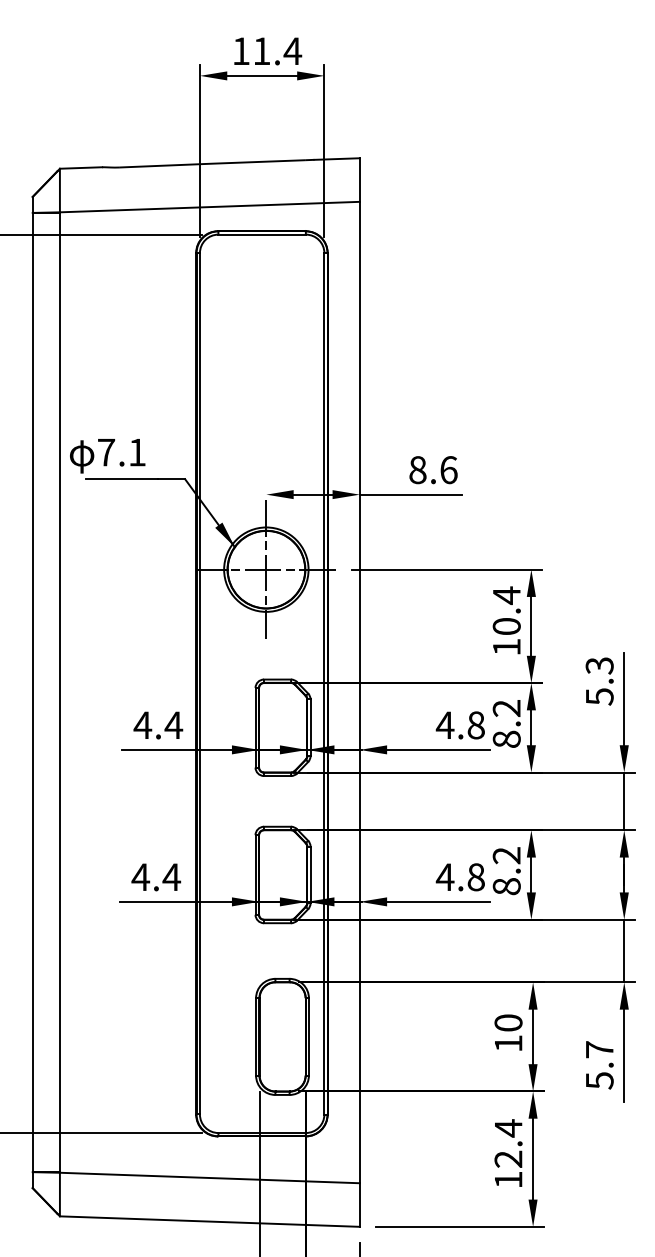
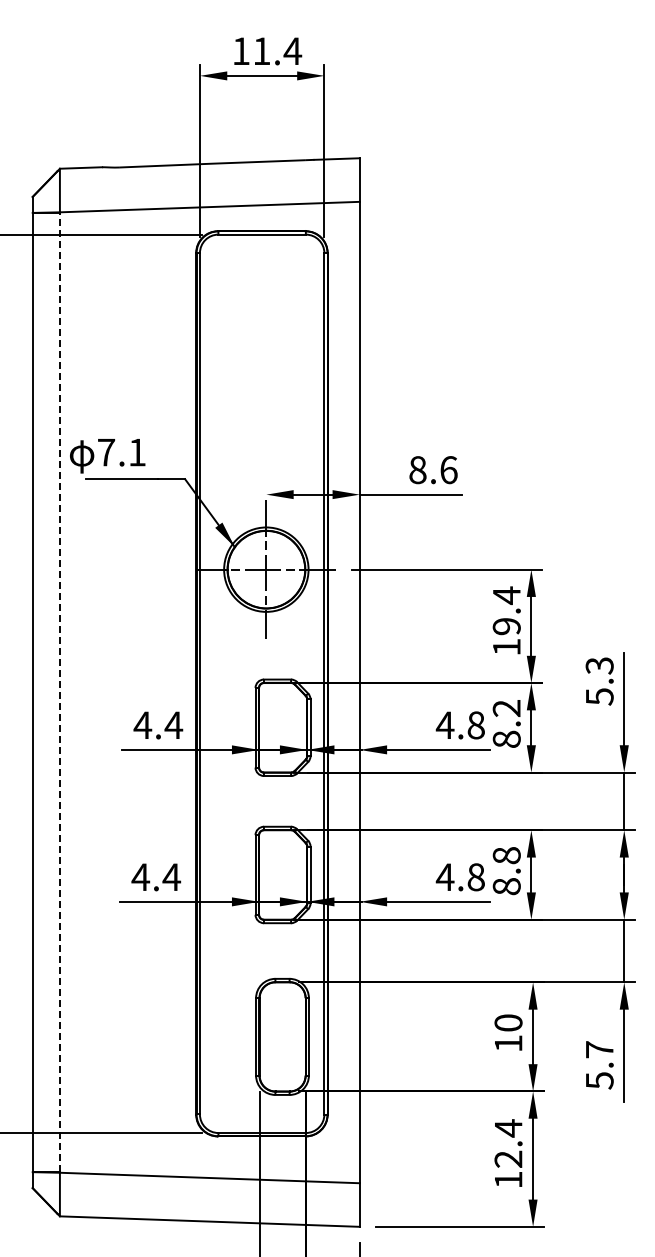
text: 10.4 -> 19.4 (506, 626)
line: solid -> dashed (59, 692)
text: 8.2 -> 8.8 (506, 855)
